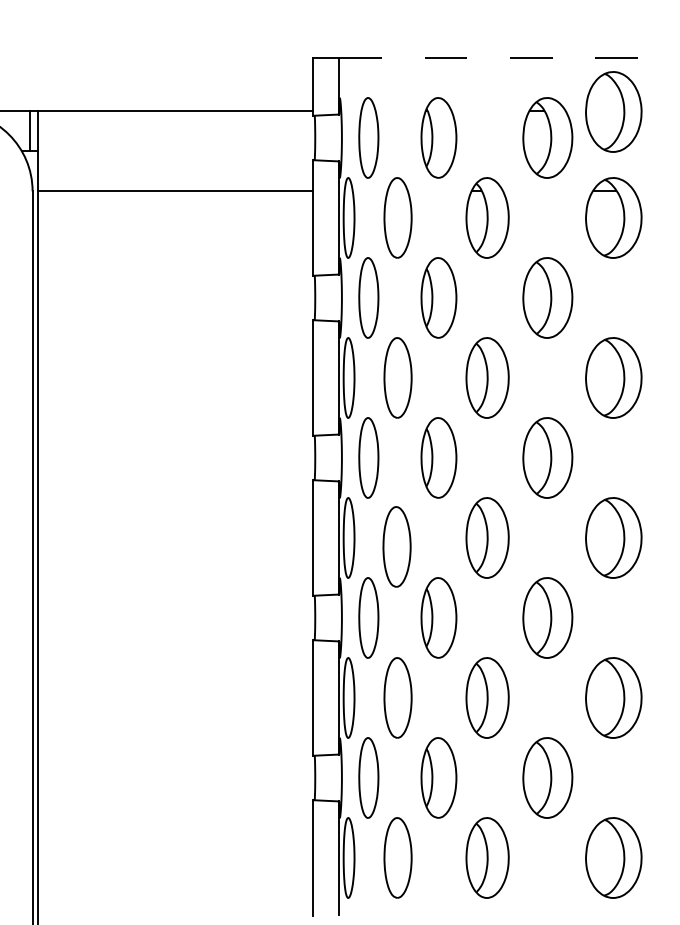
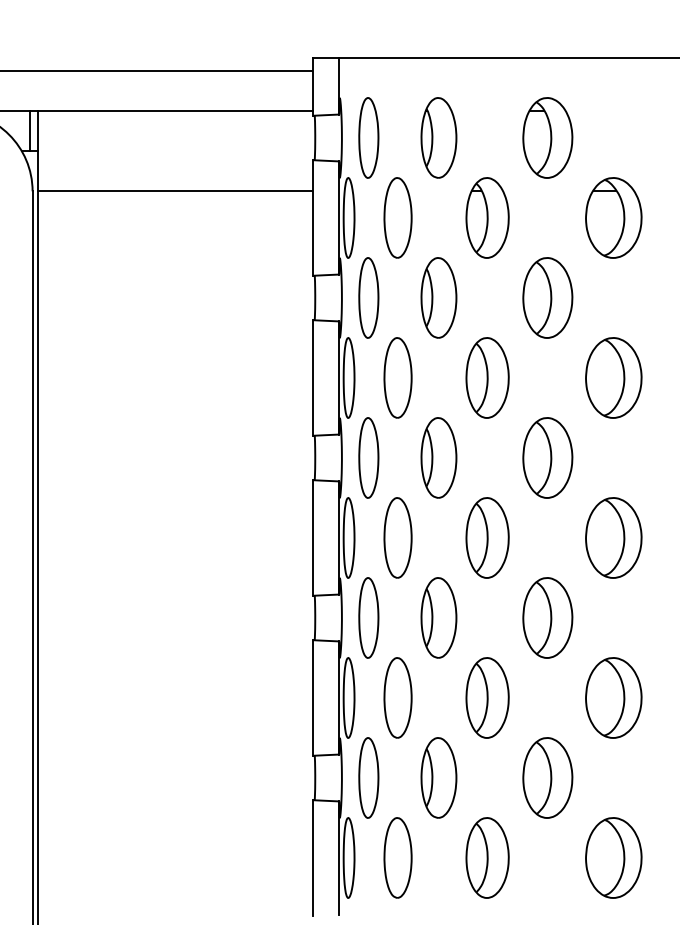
line: dashed -> solid (509, 58)
line: none -> present (157, 71)
part: present -> none (613, 111)
part position: (396, 546) -> (397, 537) (397, 537)
